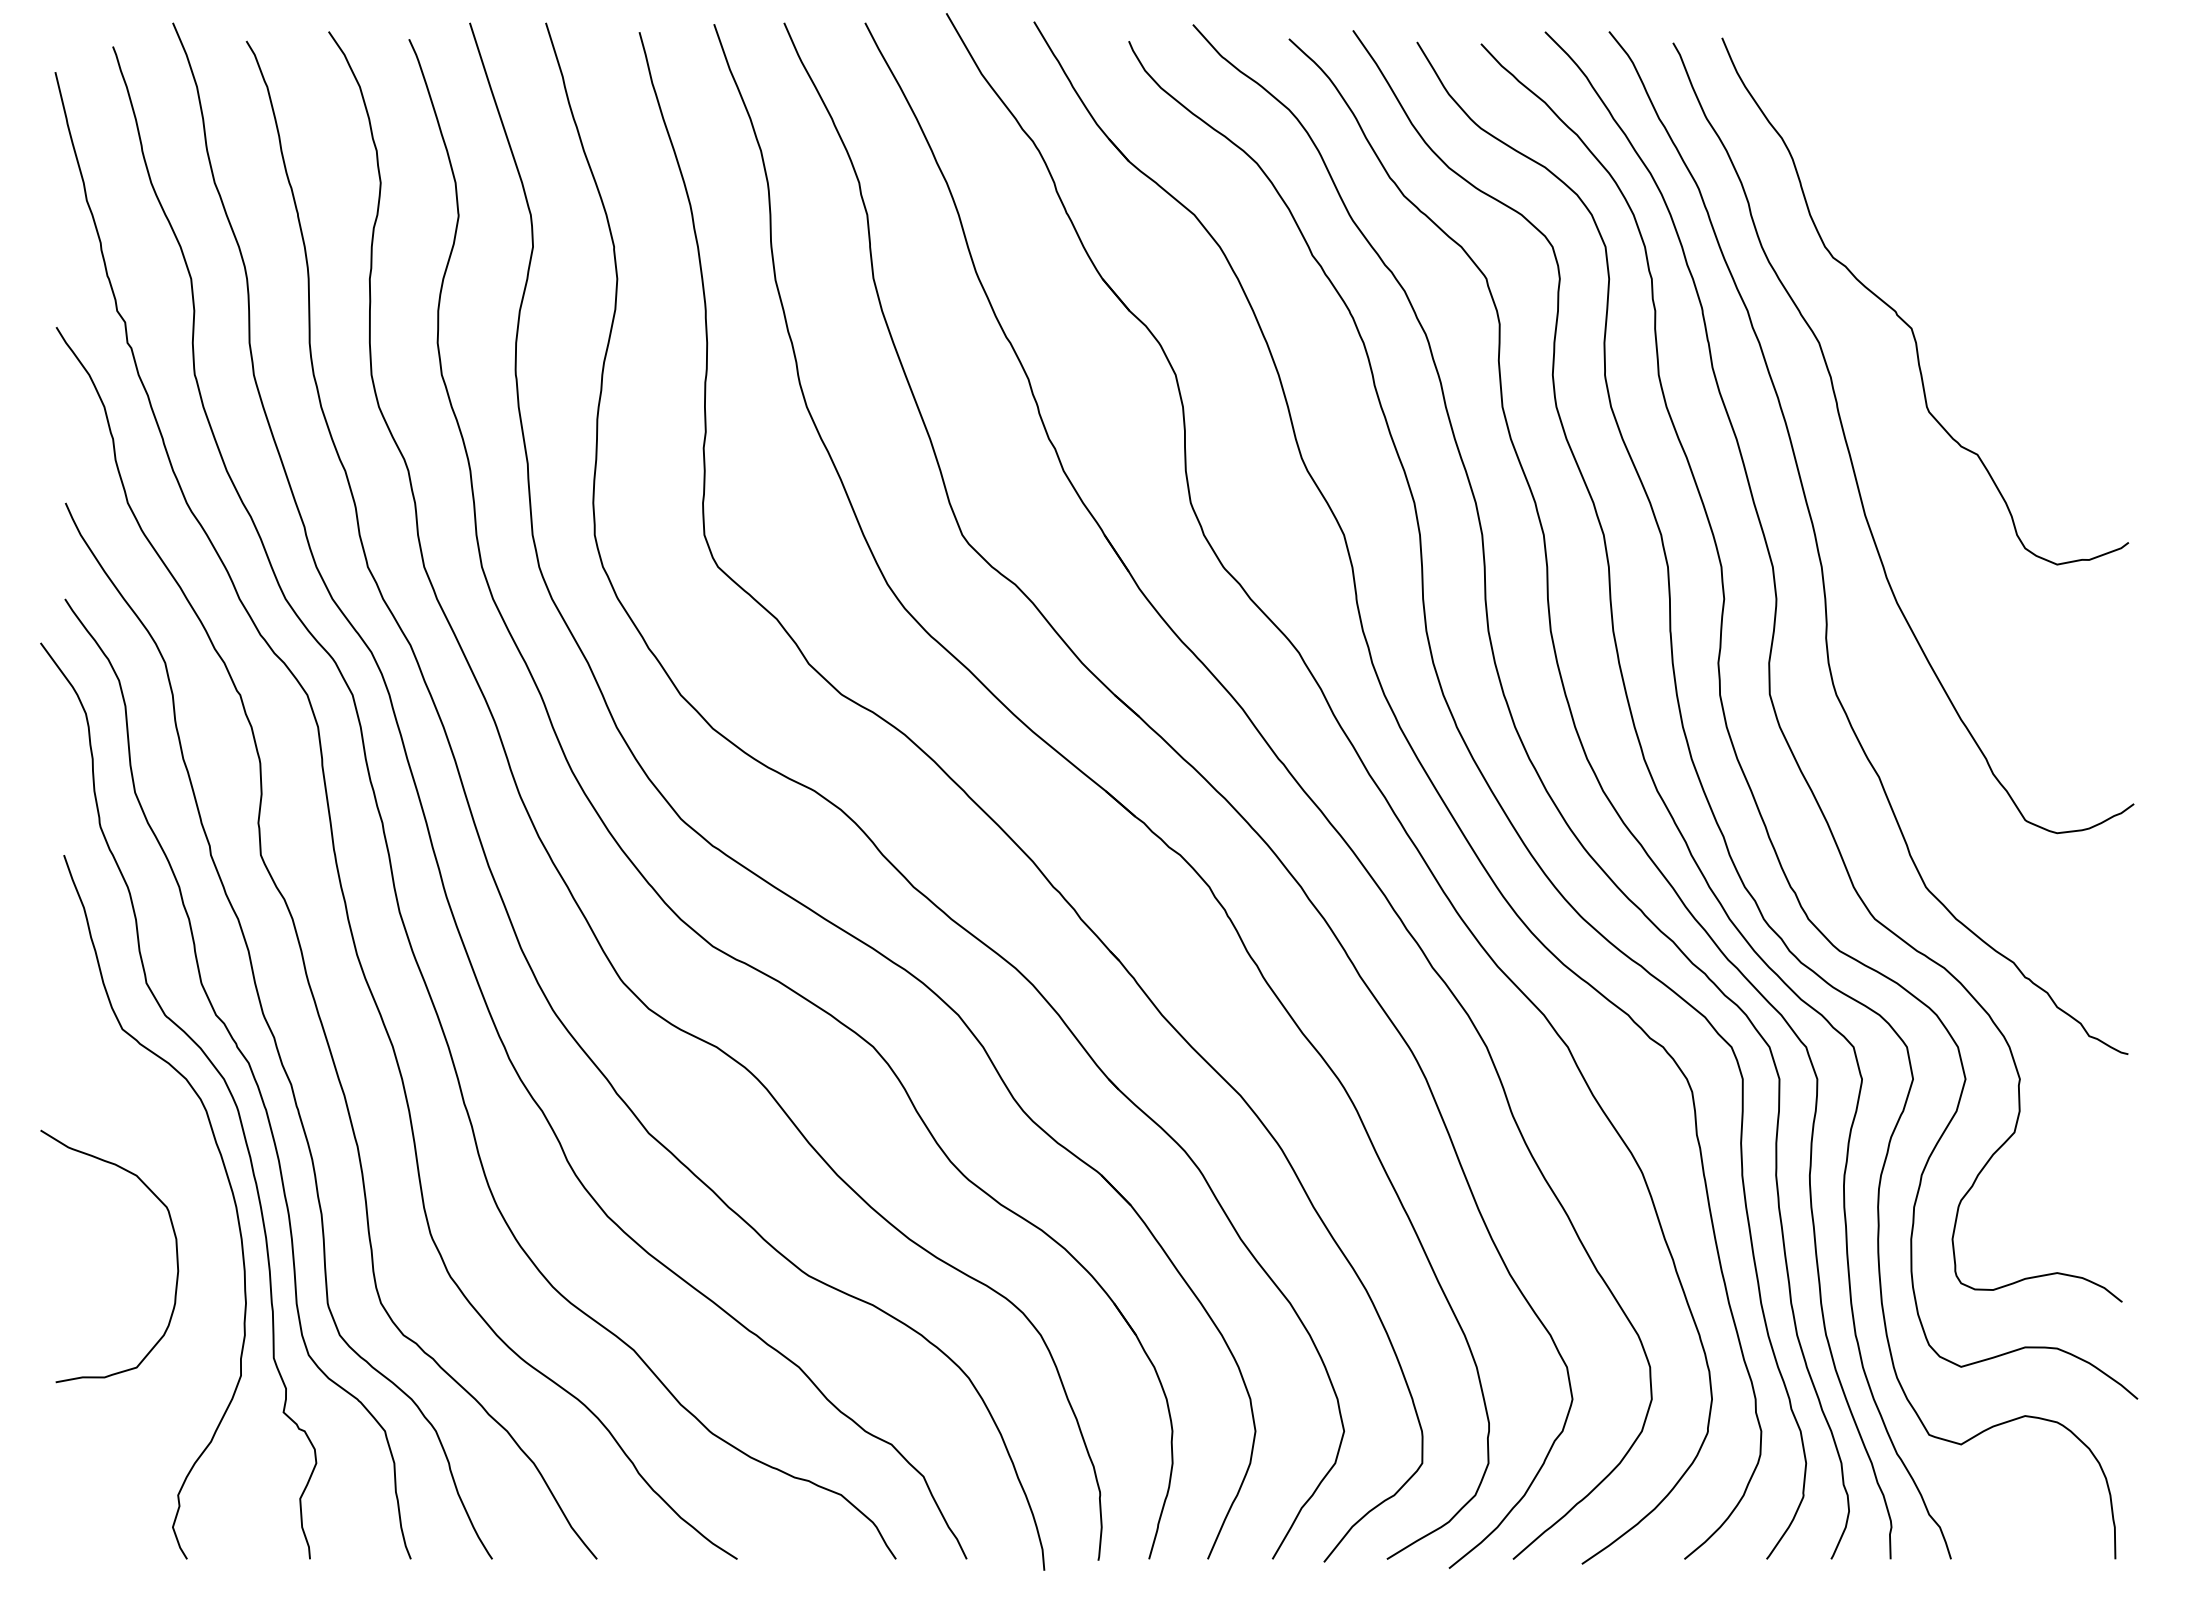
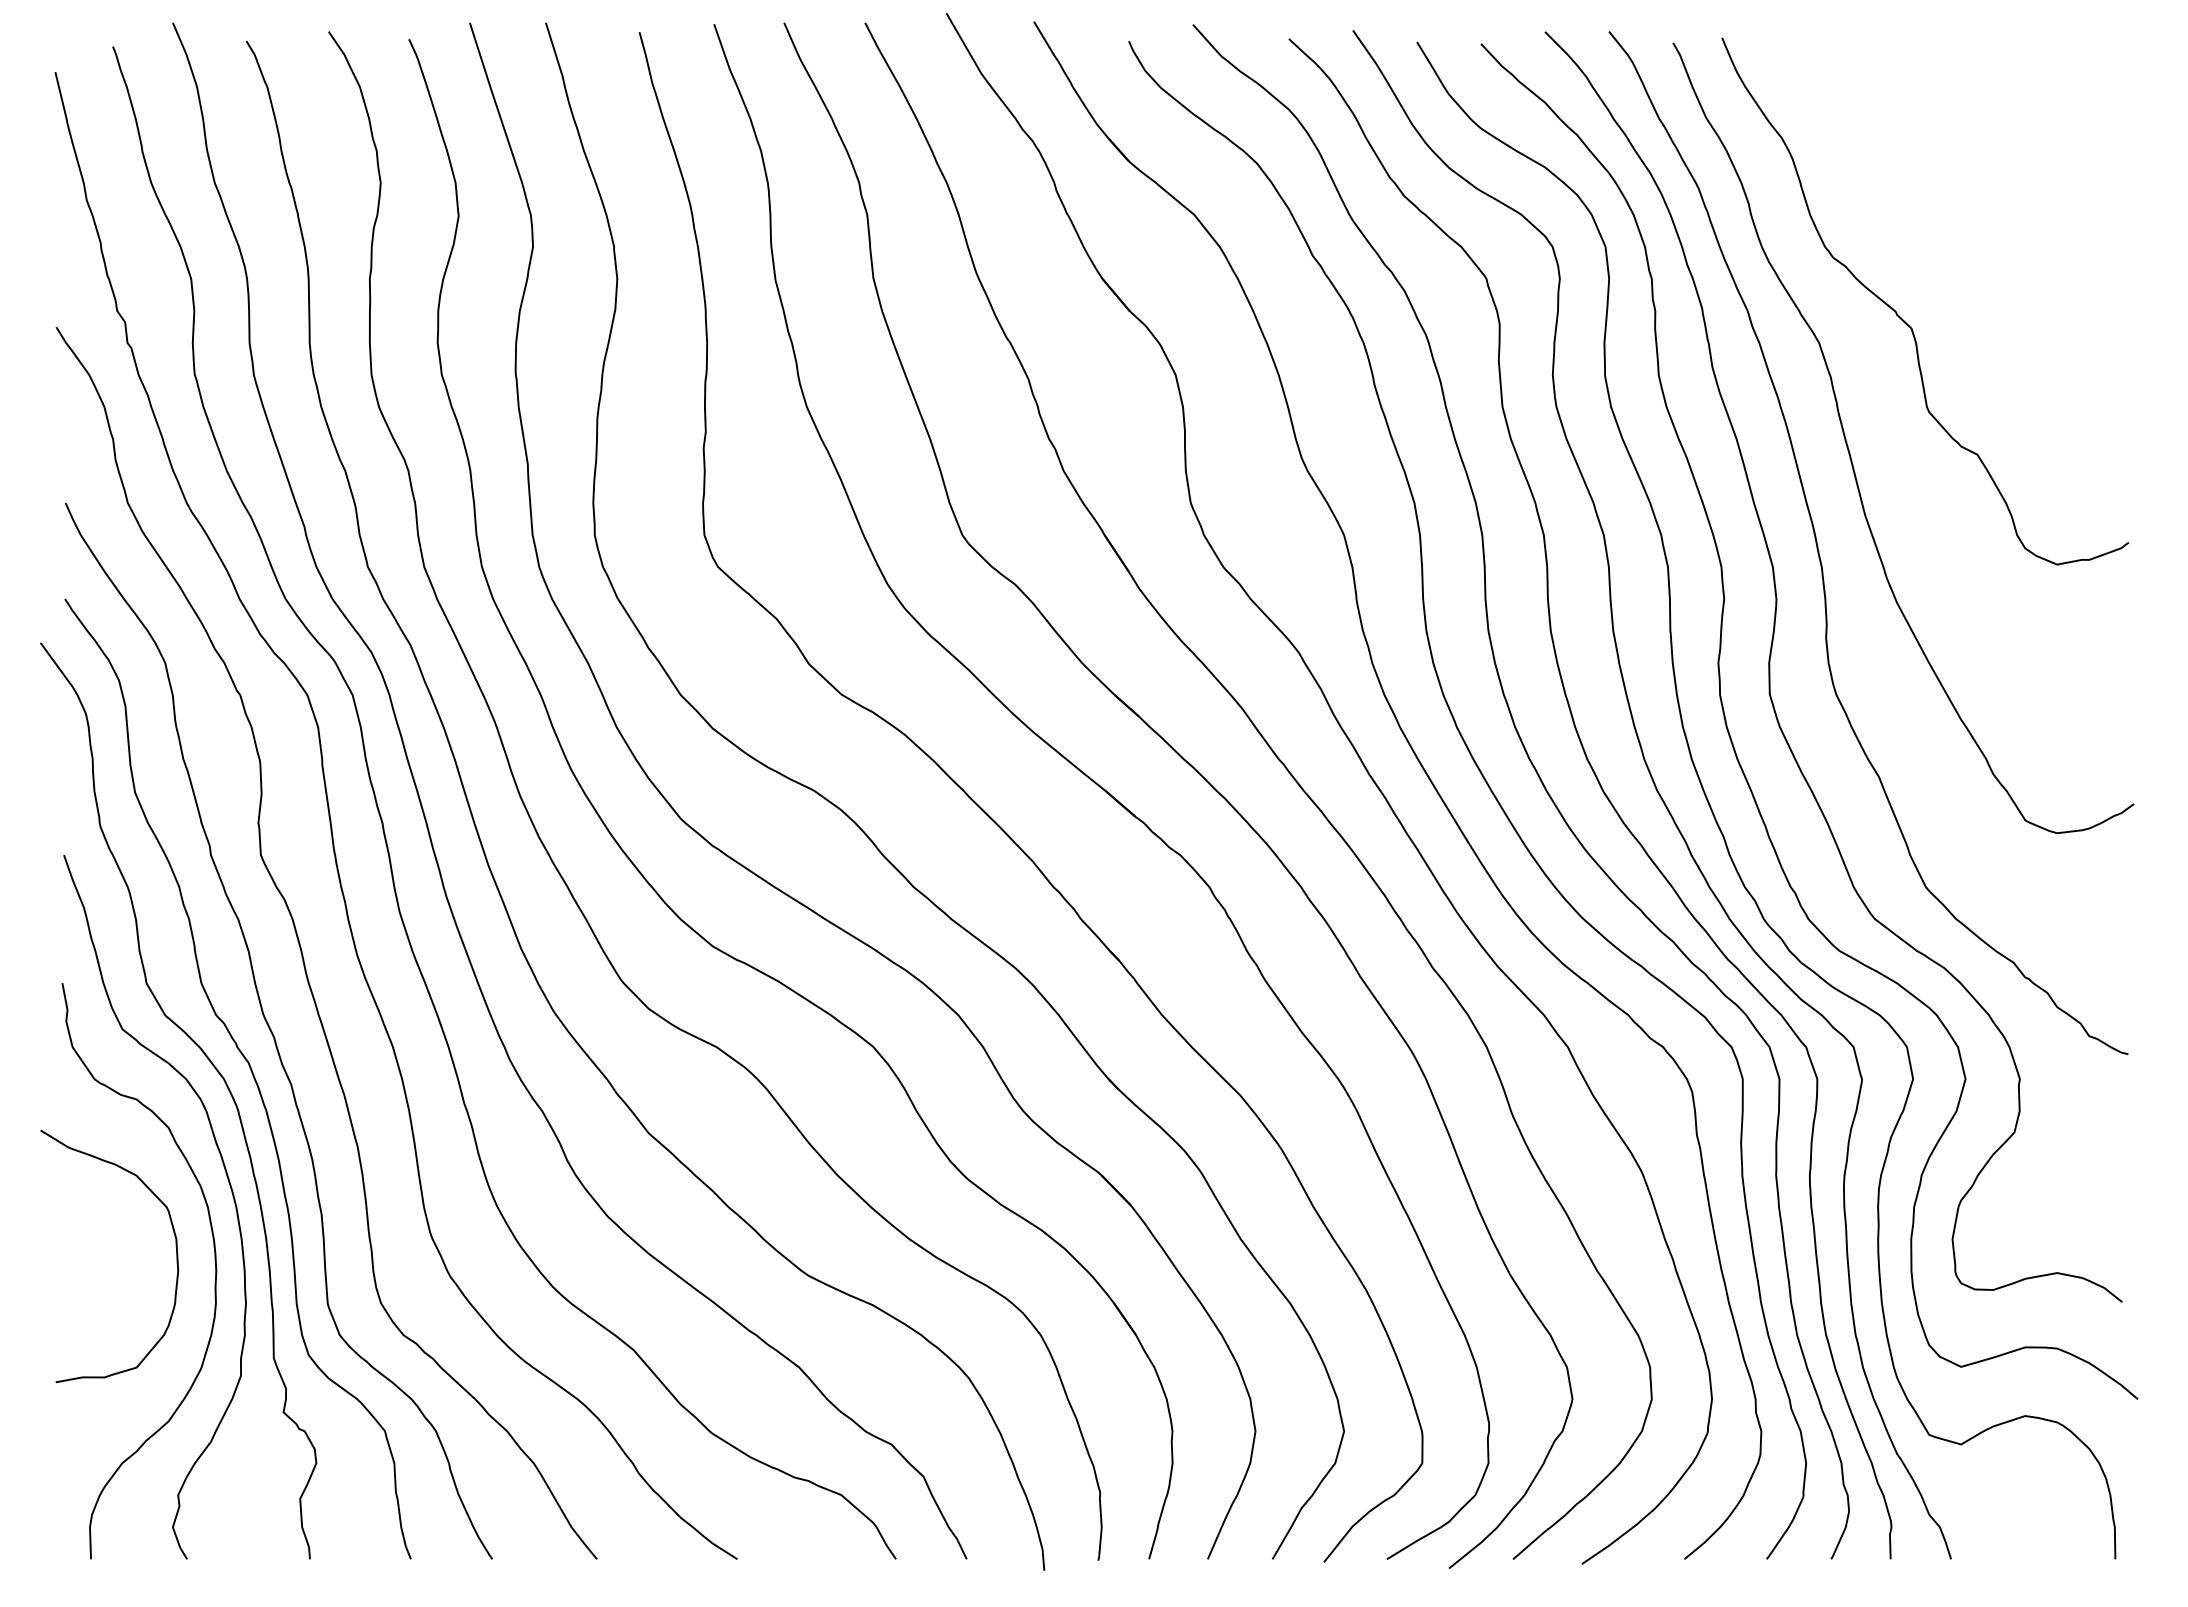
curve: none -> present (214, 1261)
